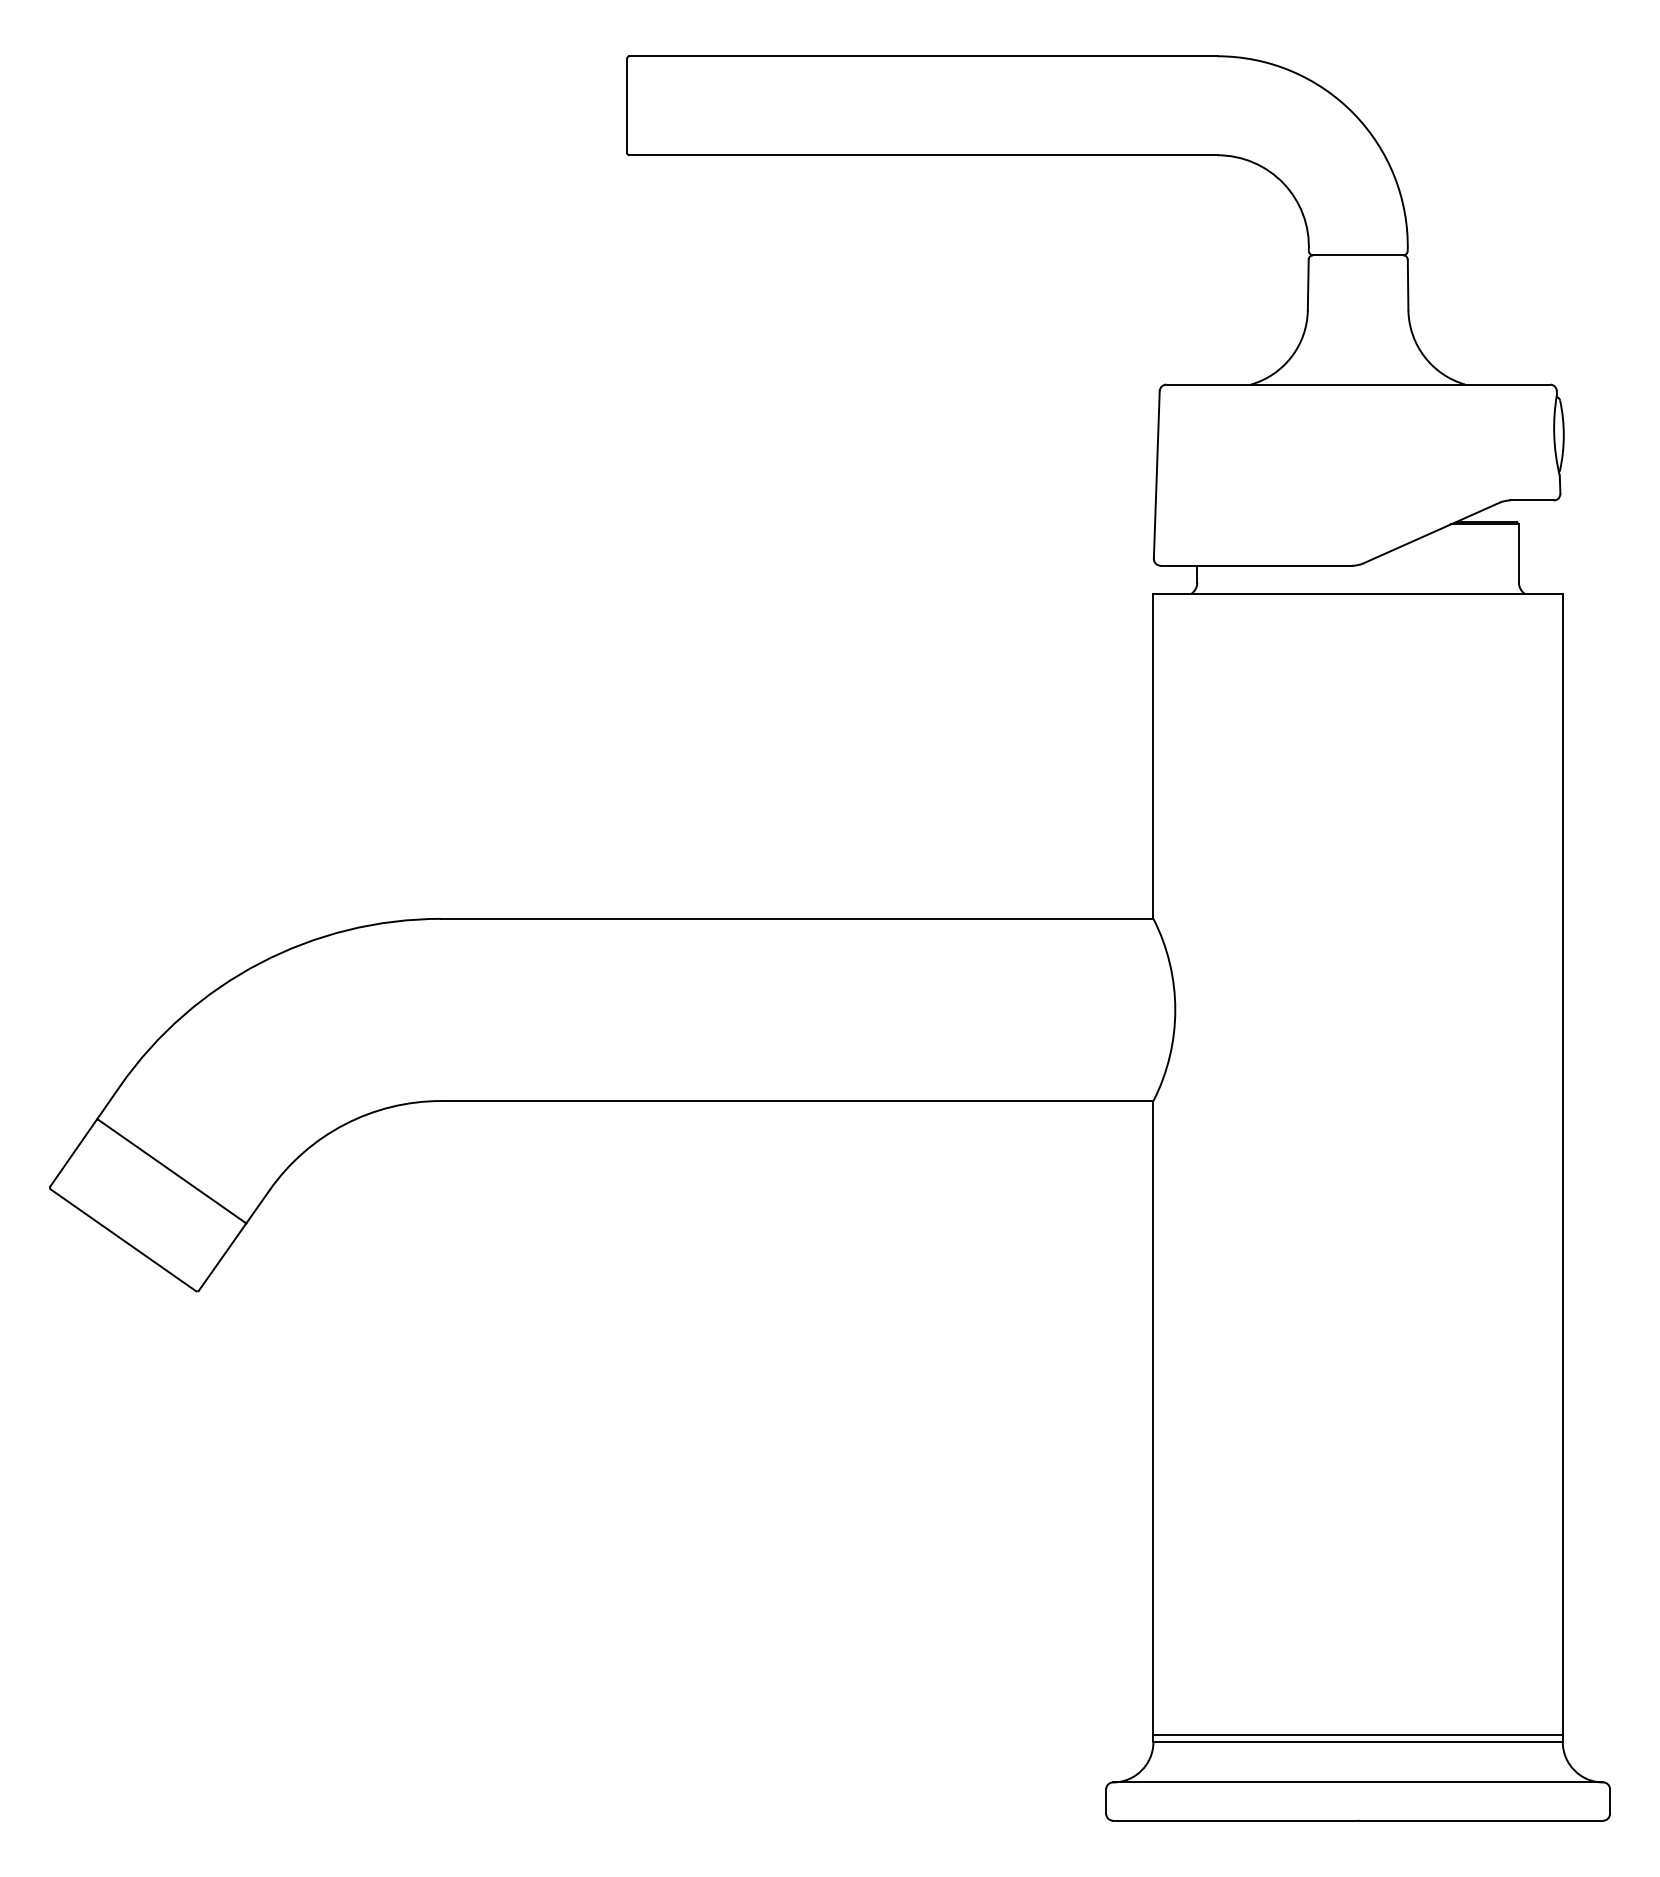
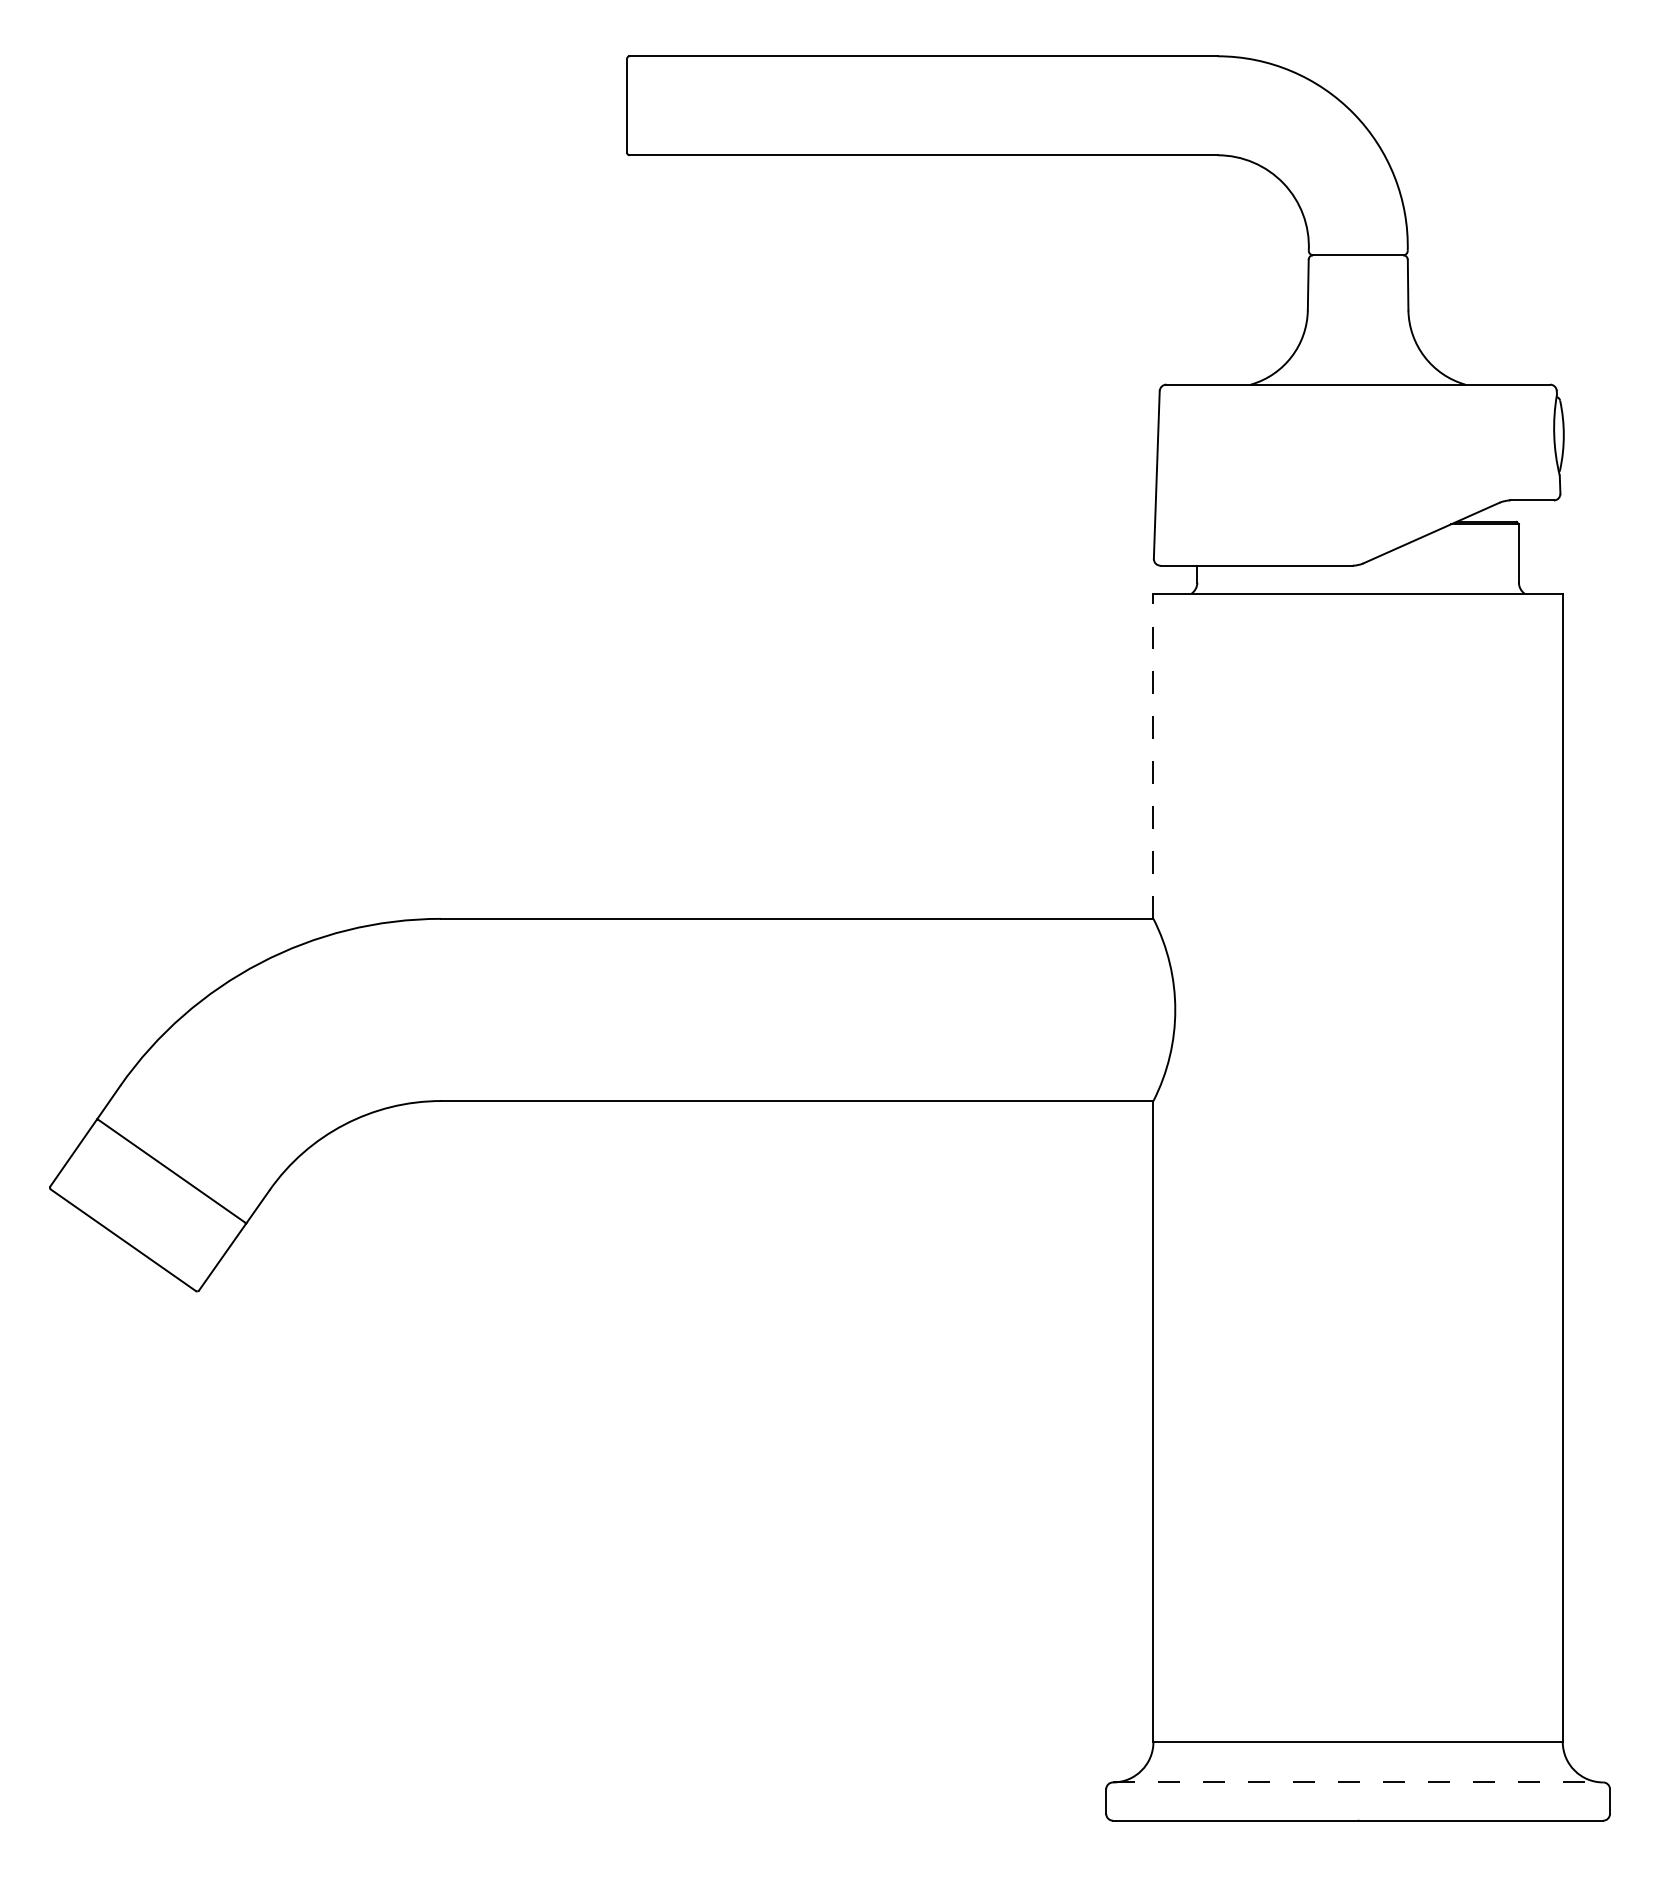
line: solid -> dashed (1153, 755)
line: present -> none (1357, 1735)
line: solid -> dashed (1358, 1782)
